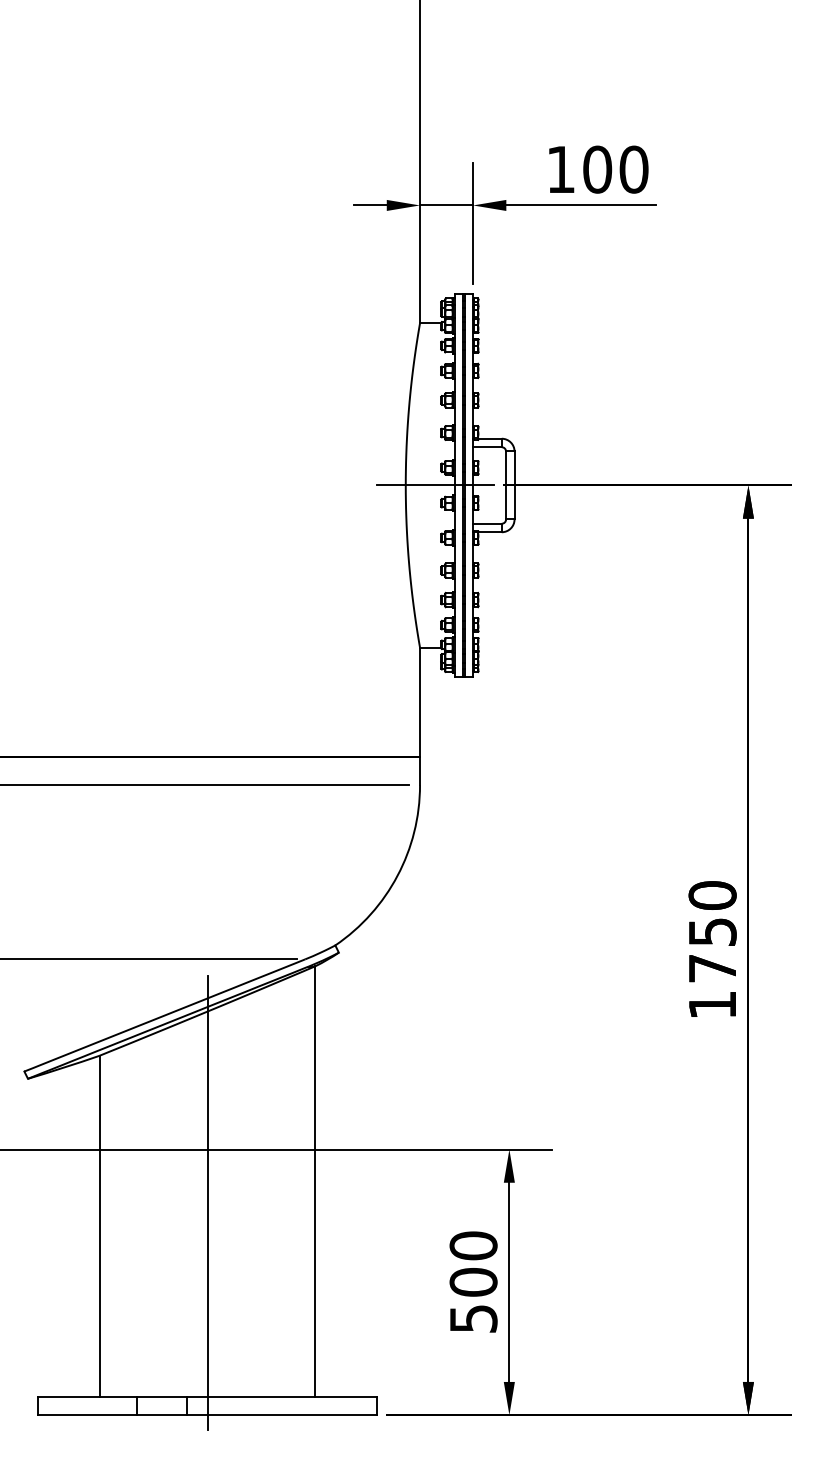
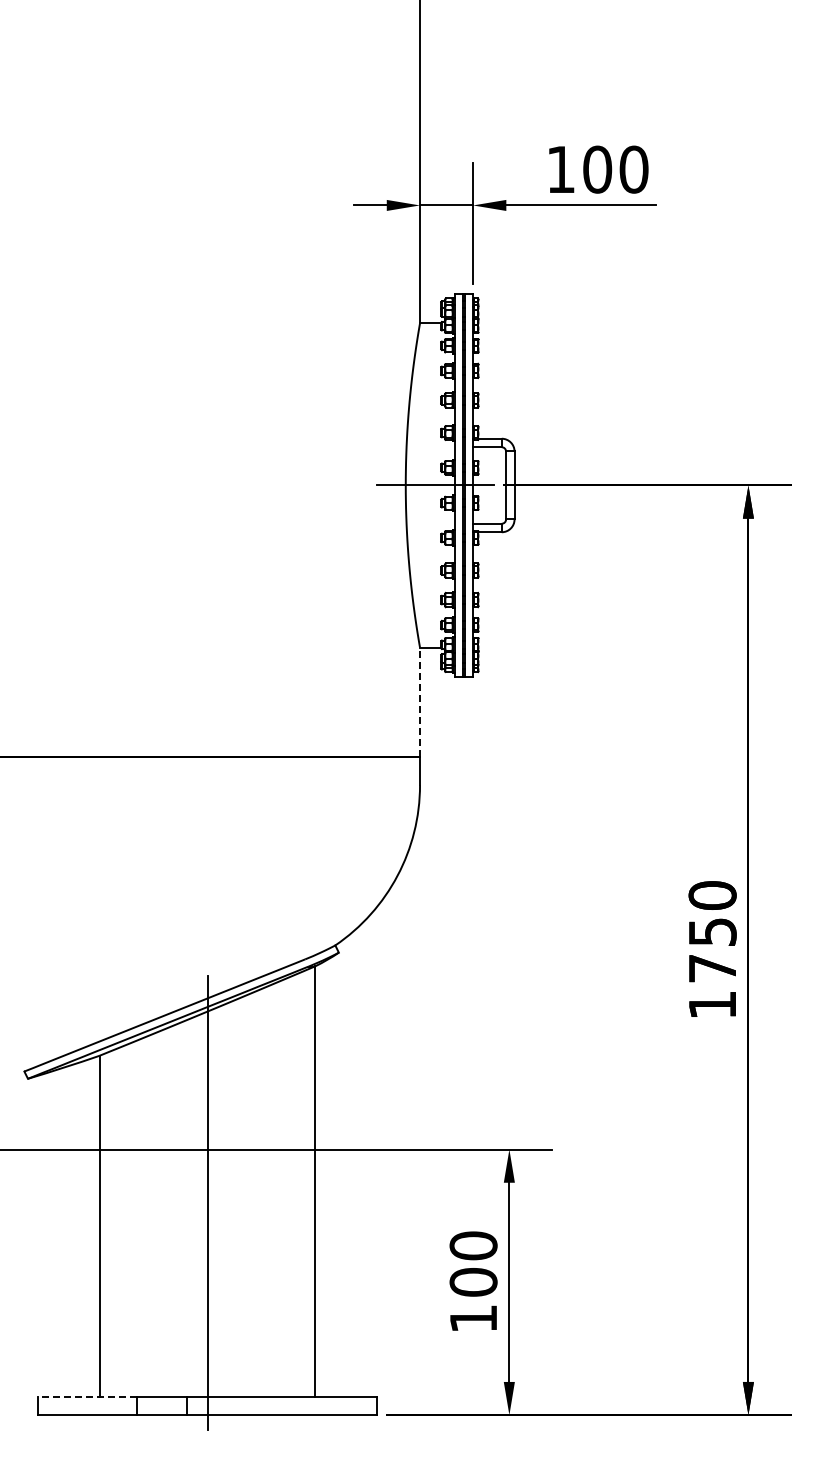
line: solid -> dashed (420, 702)
line: present -> none (205, 785)
line: present -> none (149, 959)
text: 500 -> 100 (473, 1318)
line: solid -> dashed (87, 1396)
